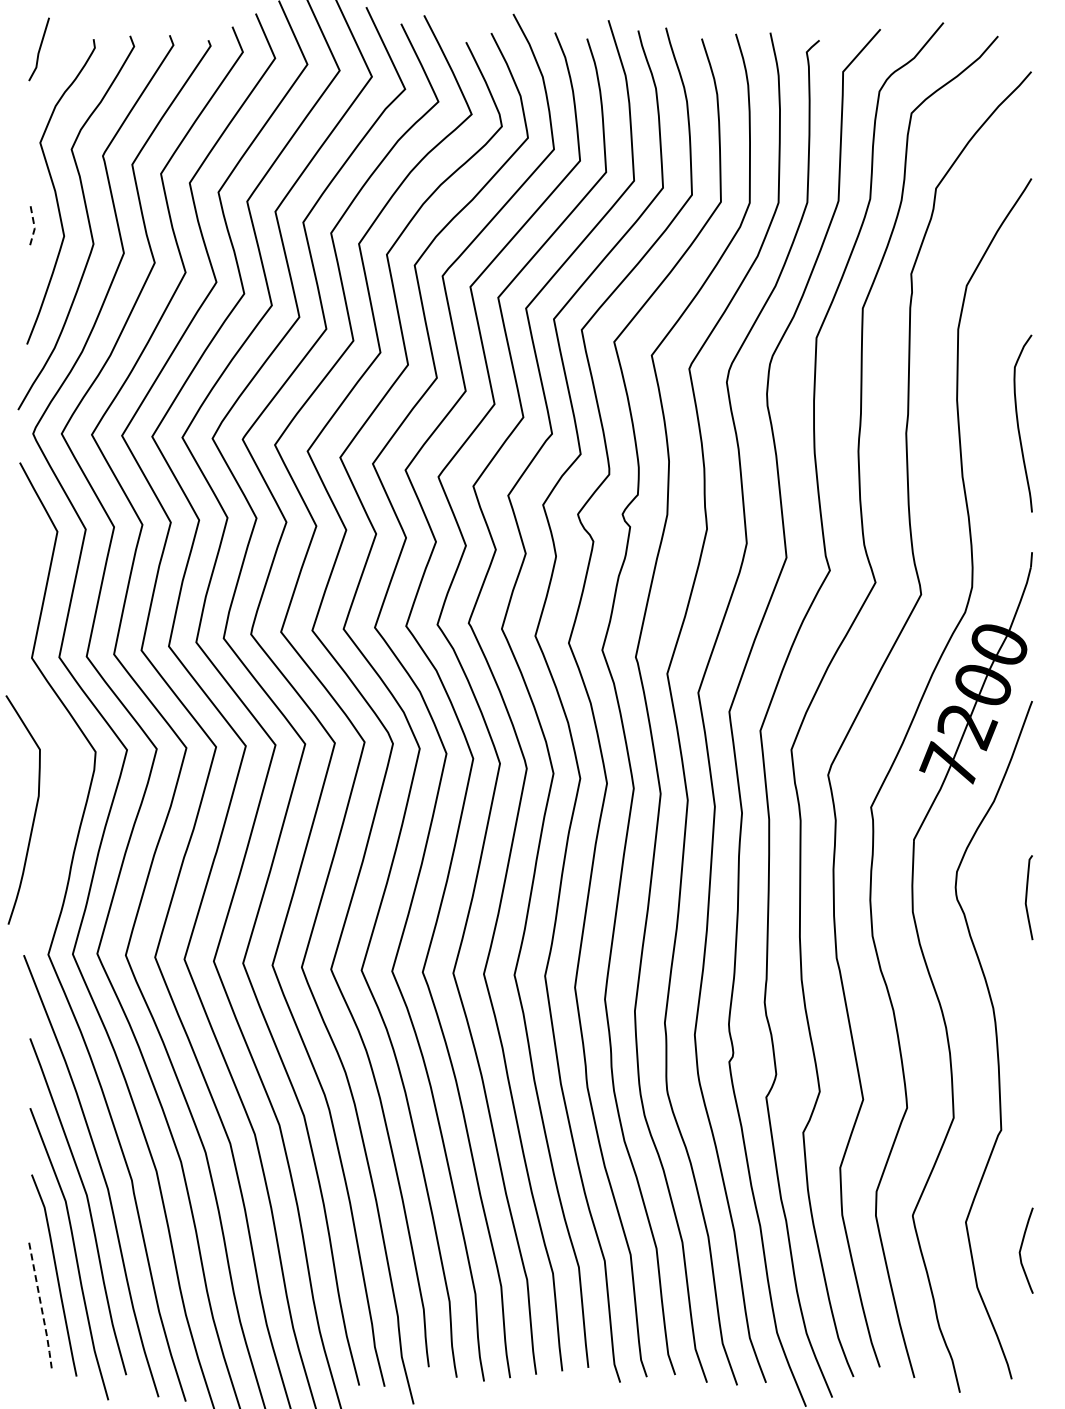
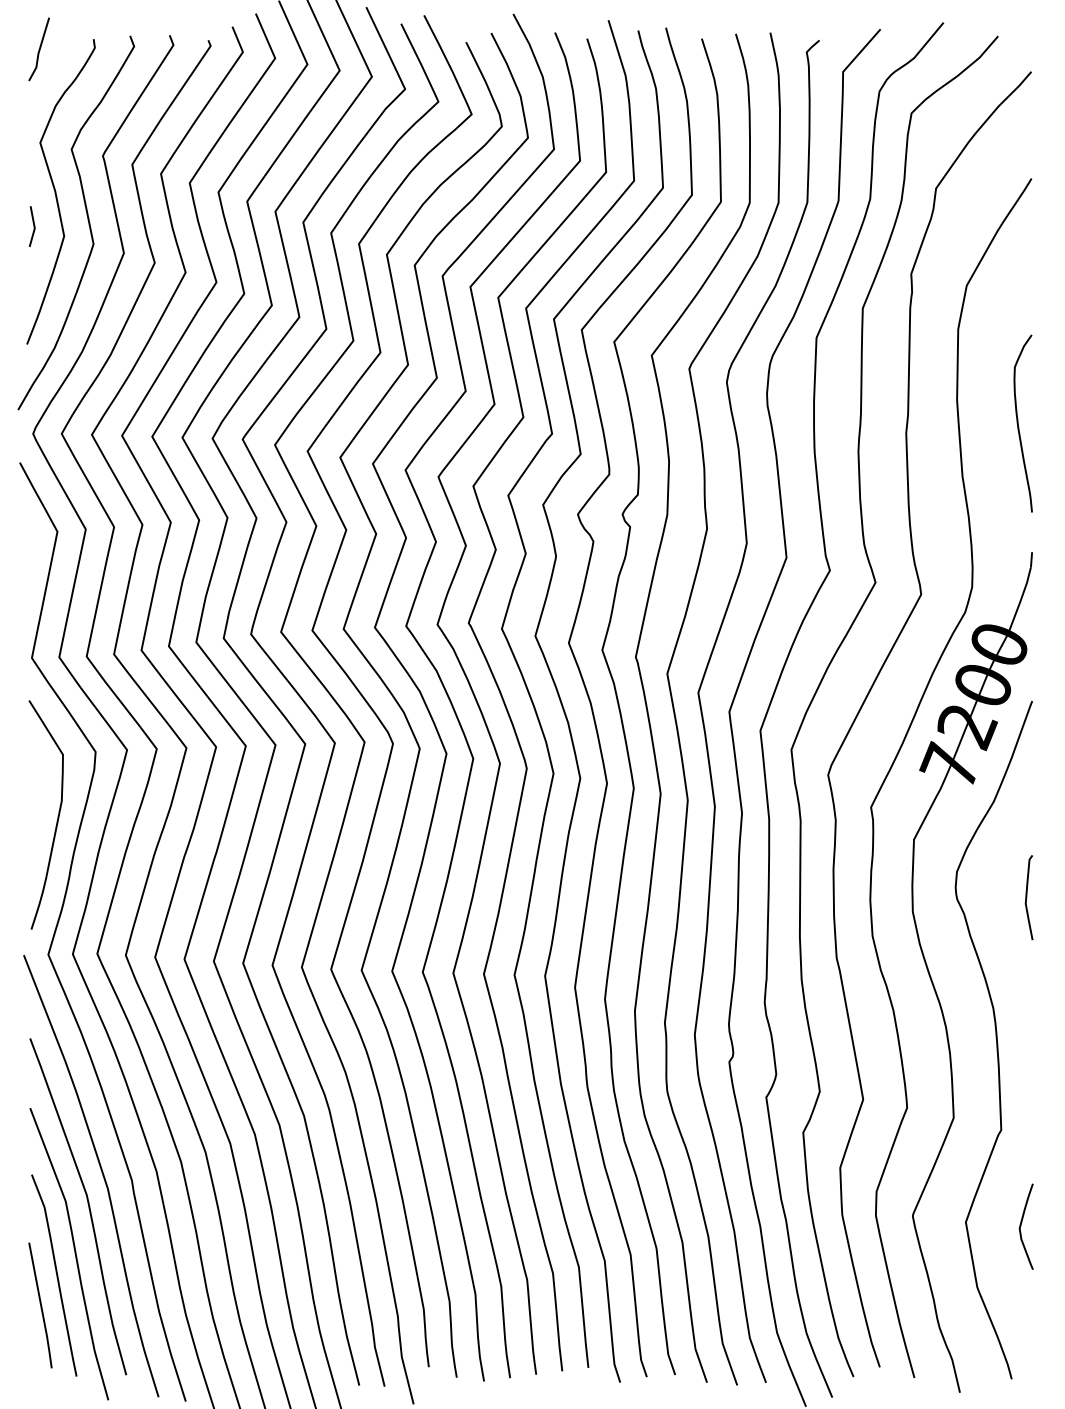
line: dashed -> solid (34, 227)
curve position: (34, 811) -> (57, 816) (57, 816)
curve position: (1021, 1250) -> (1021, 1226) (1021, 1226)
line: dashed -> solid (41, 1306)
